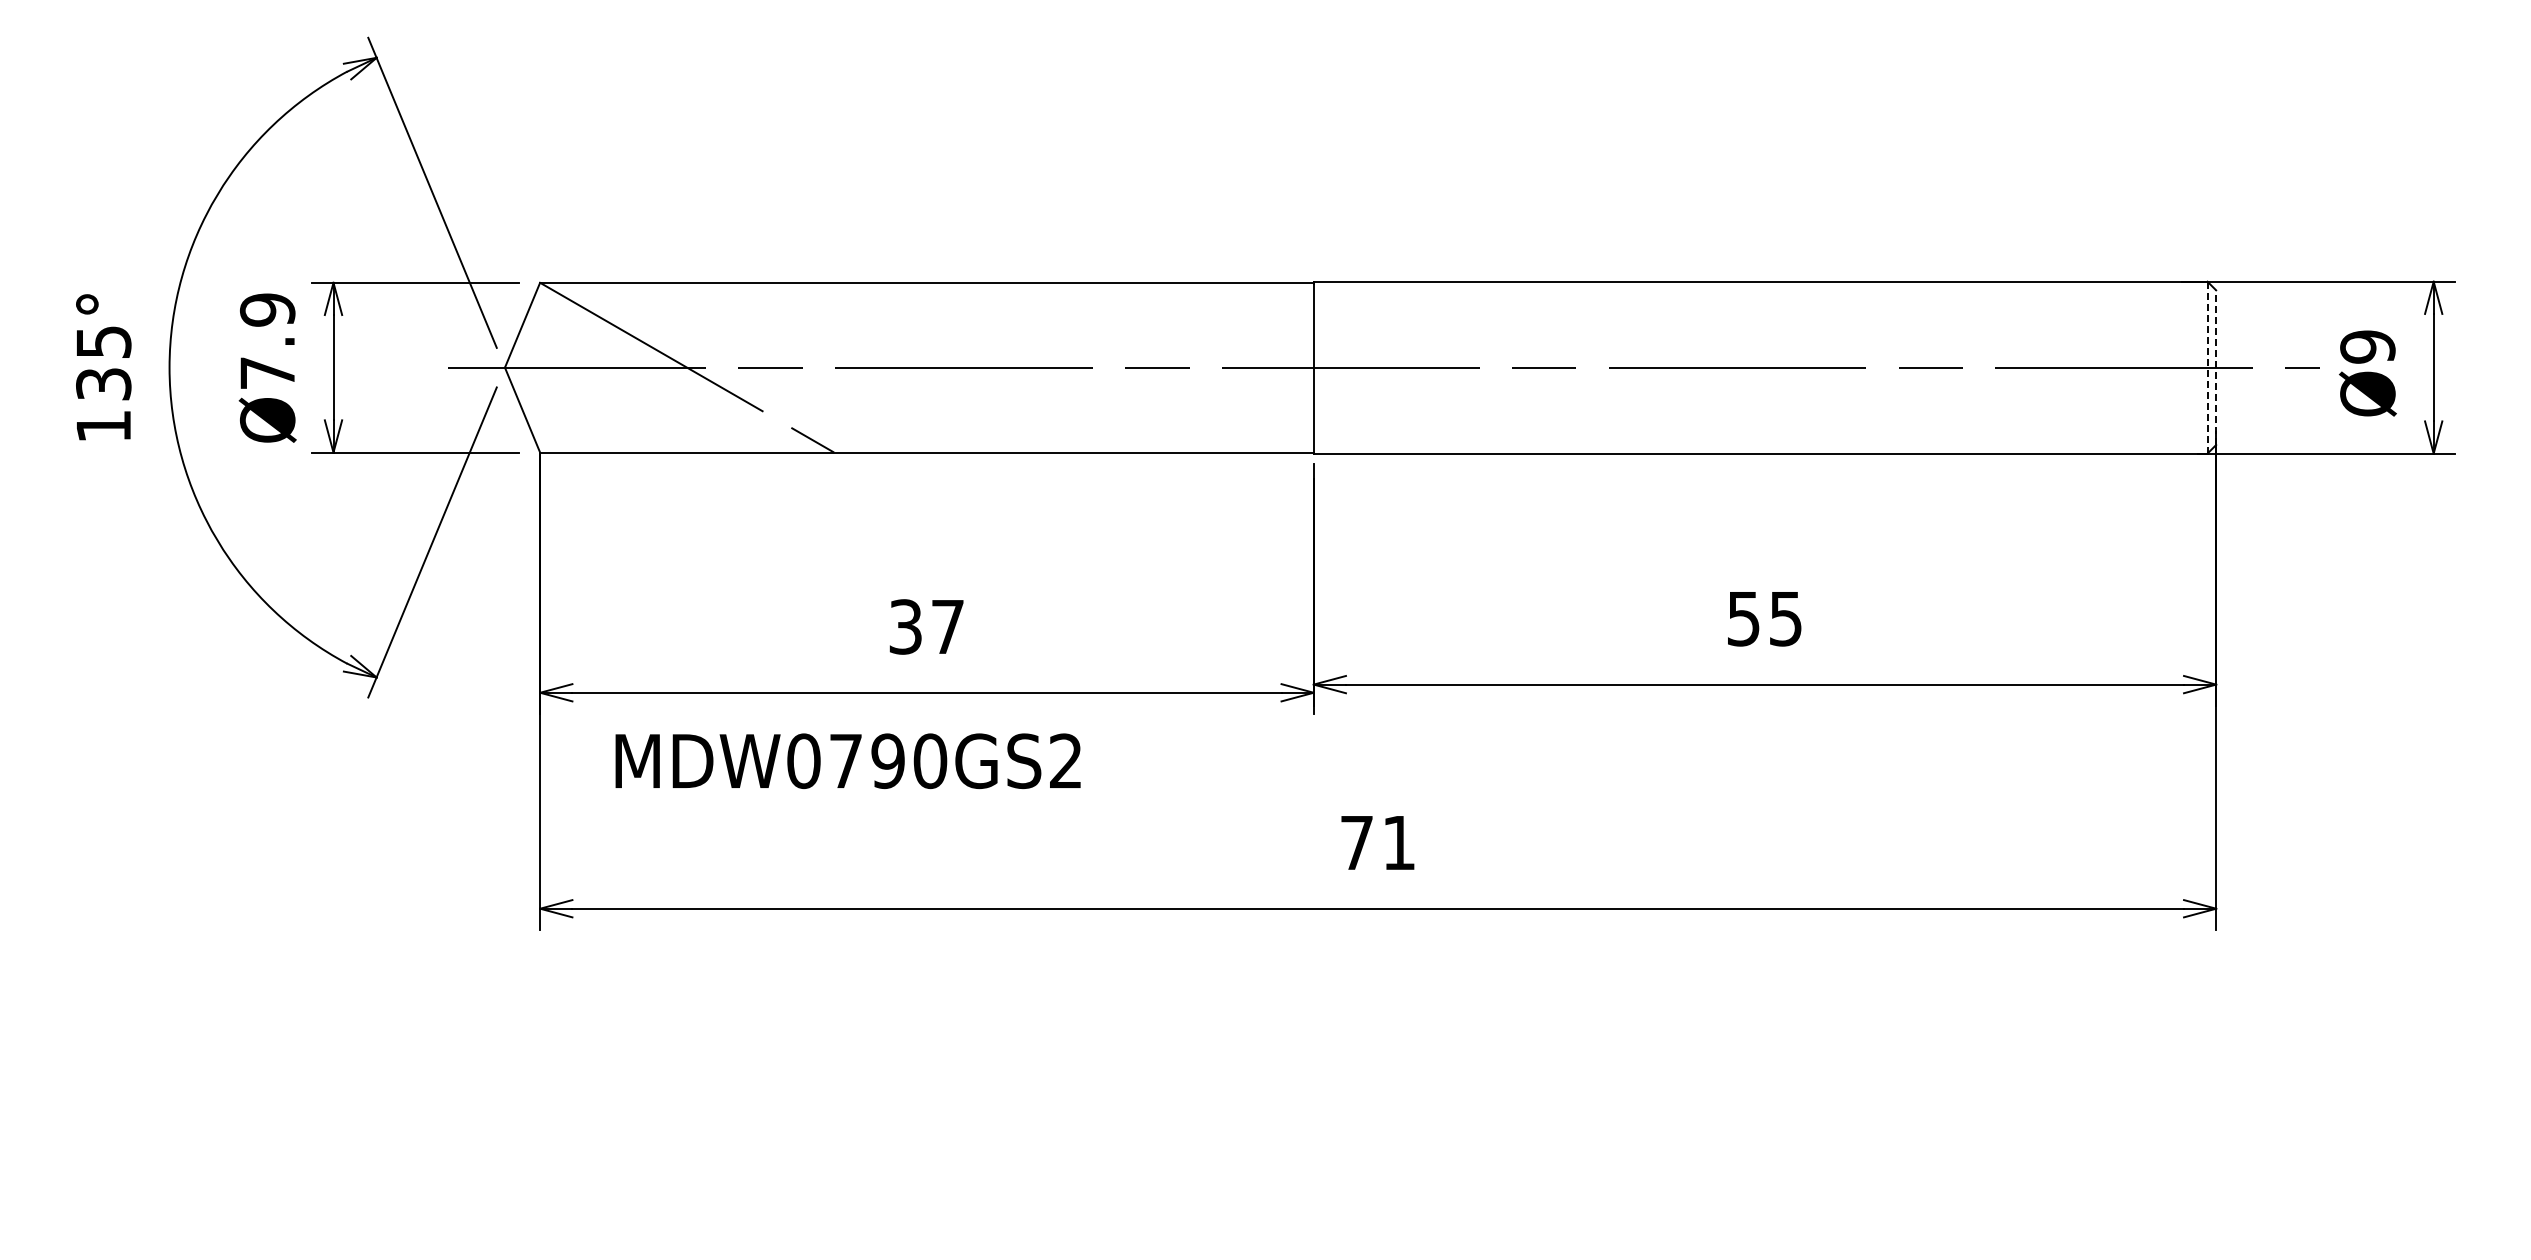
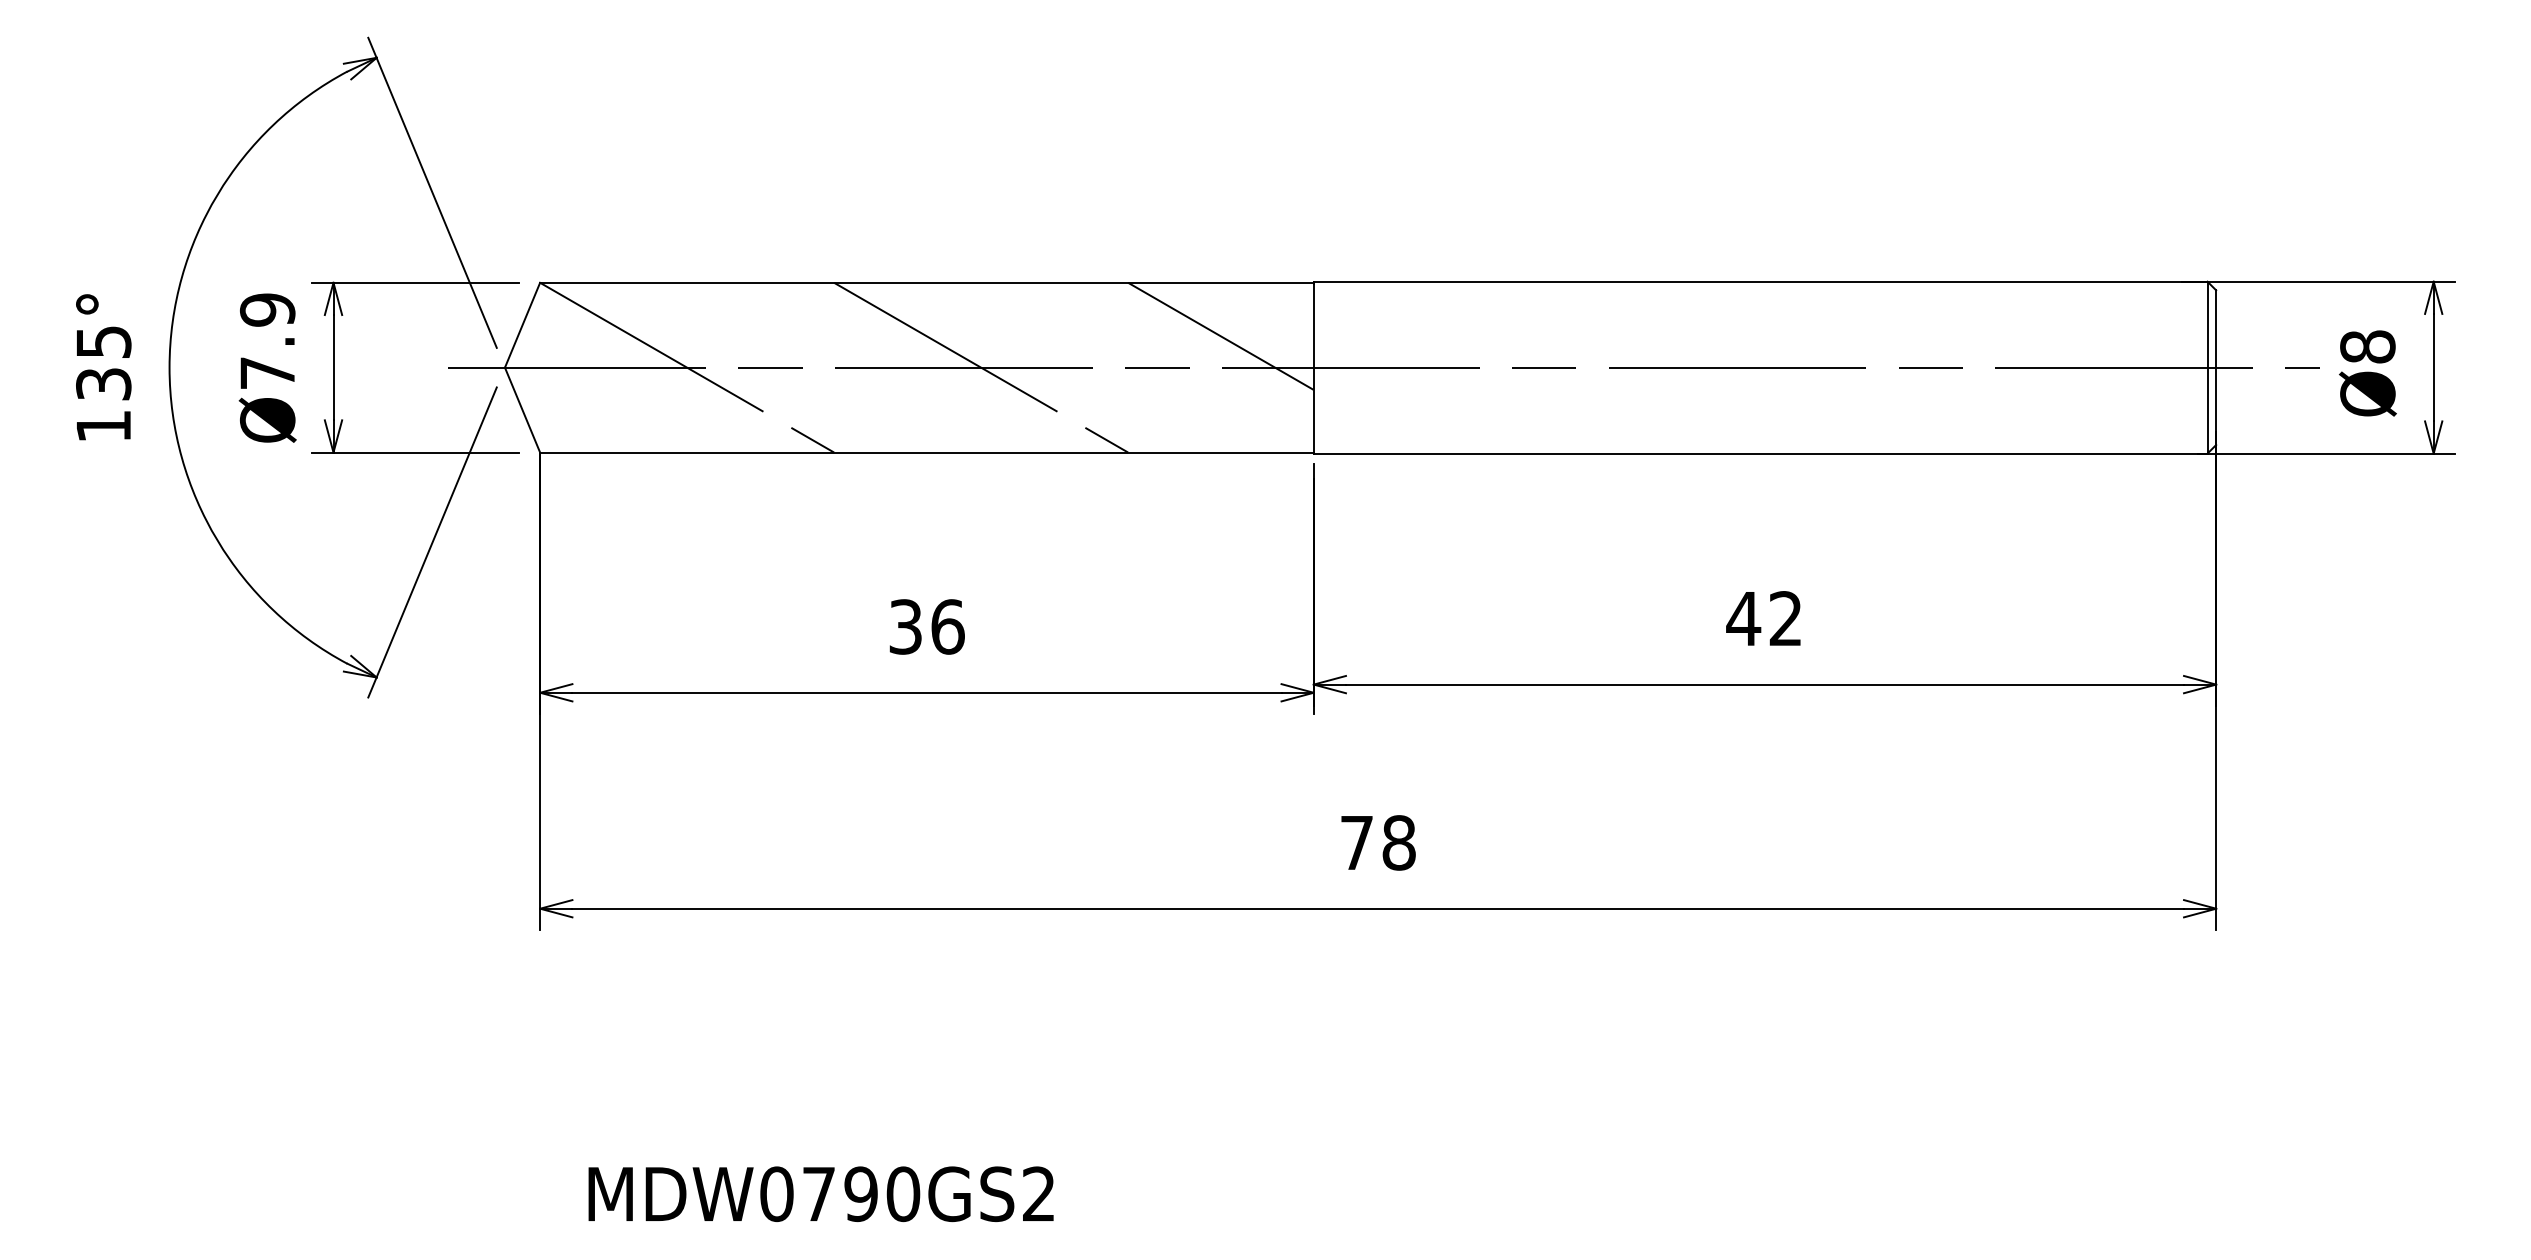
line: none -> present (1220, 335)
text: Ø9 -> Ø8 (2367, 346)
line: none -> present (981, 367)
line: dashed -> solid (2207, 367)
line: dashed -> solid (2216, 367)
text: 55 -> 42 (1763, 618)
text: 37 -> 36 (947, 626)
text position: (847, 761) -> (820, 1194) (820, 1194)
text: 71 -> 78 (1398, 842)
